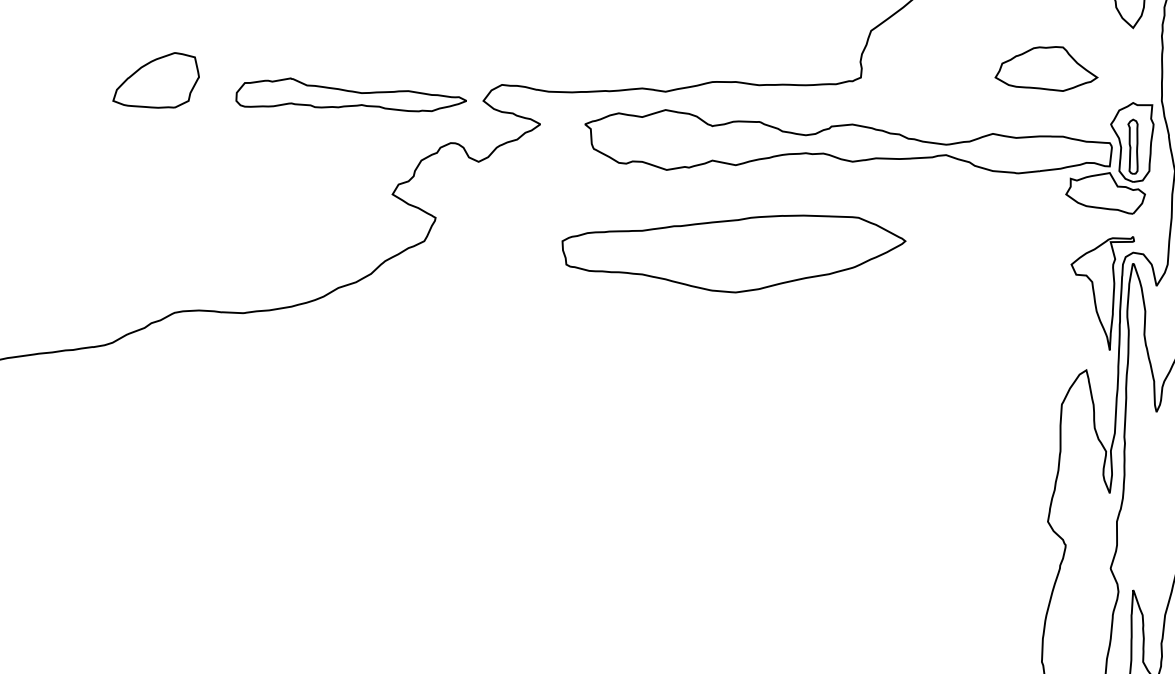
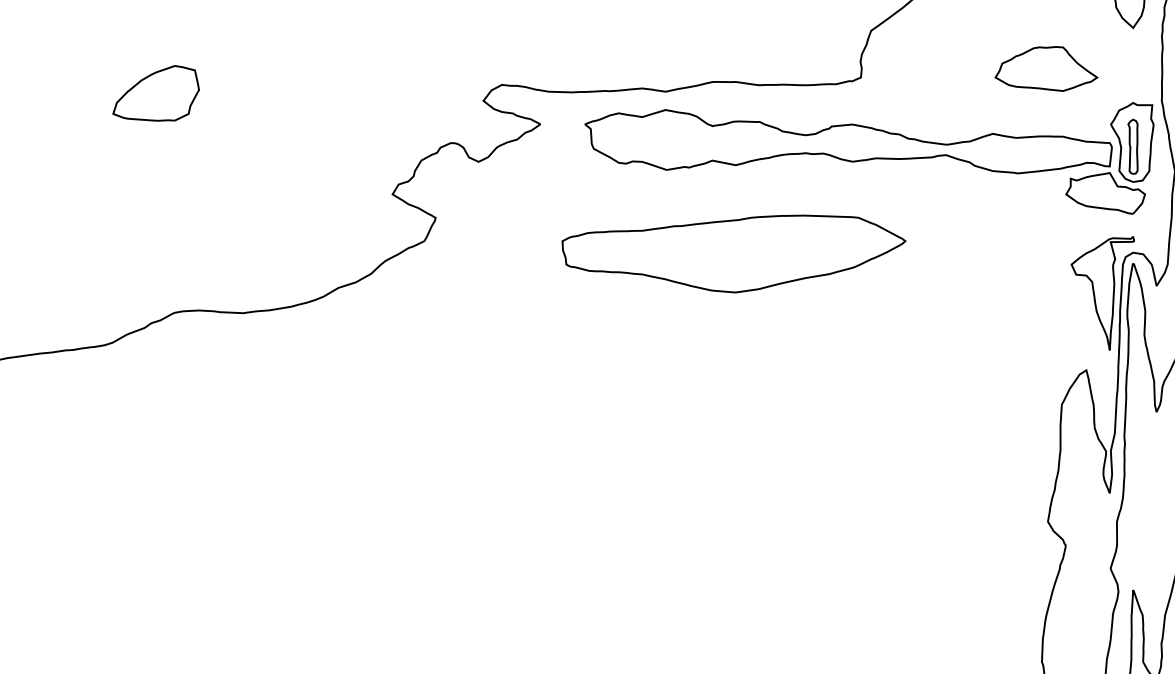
part position: (155, 80) -> (155, 93) (155, 93)
part: present -> none (350, 94)
